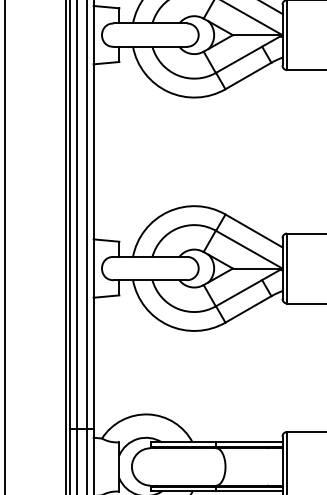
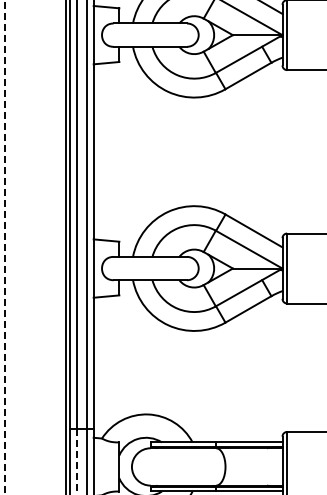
line: solid -> dashed (4, 247)
line: solid -> dashed (77, 462)
